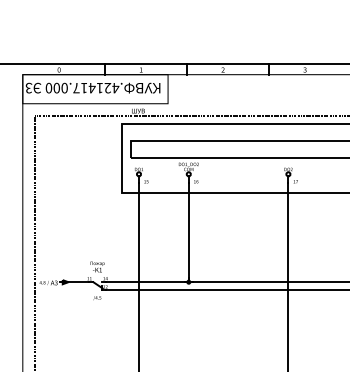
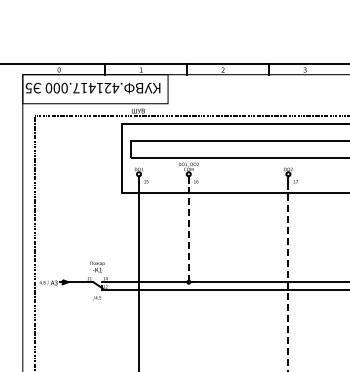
text: 3 -> 5 (28, 88)
line: solid -> dashed (188, 232)
line: solid -> dashed (288, 277)
